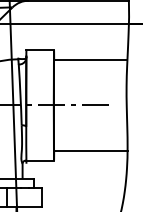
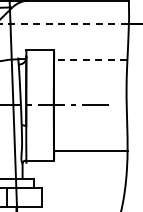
line: solid -> dashed (65, 24)
line: solid -> dashed (90, 59)
